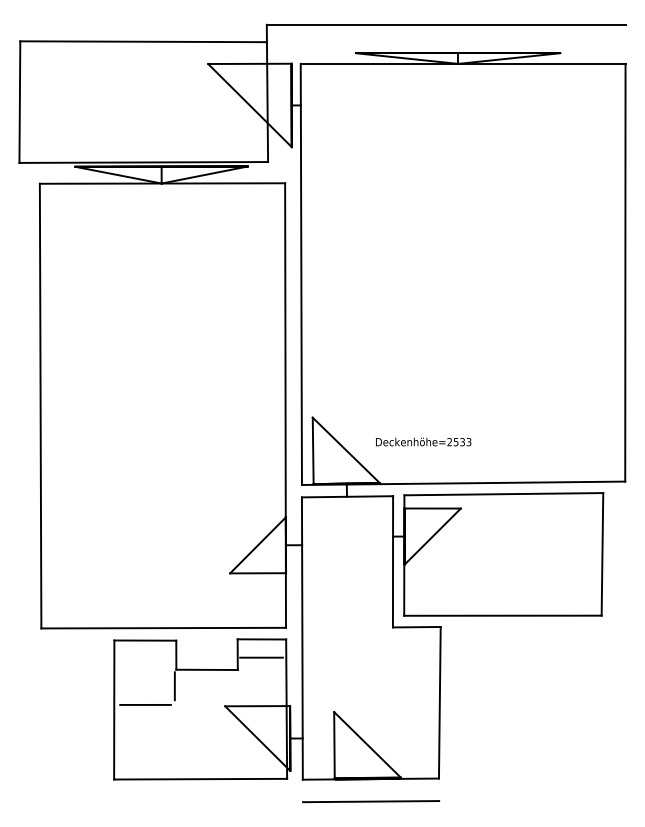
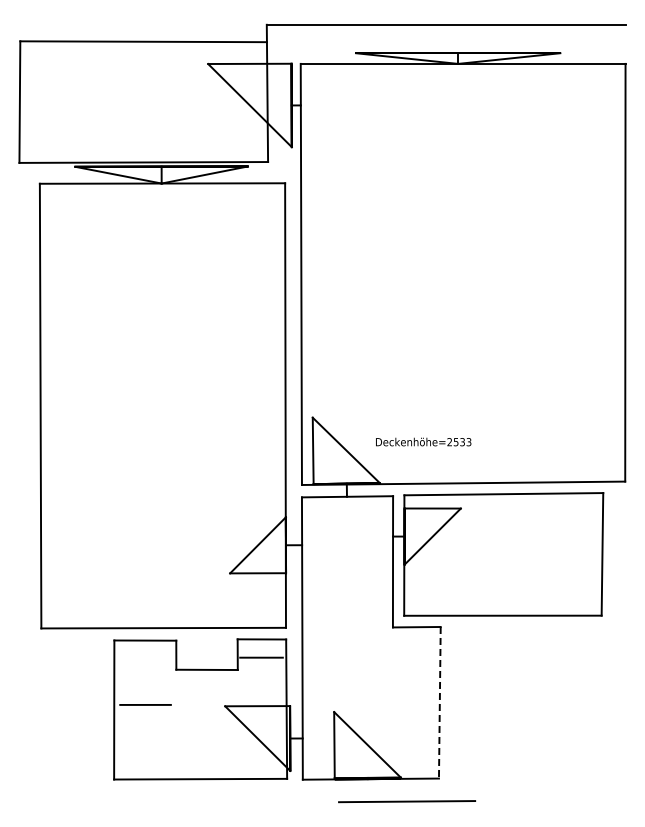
line: present -> none (174, 686)
line: solid -> dashed (439, 702)
line position: (371, 801) -> (407, 801) (407, 801)
